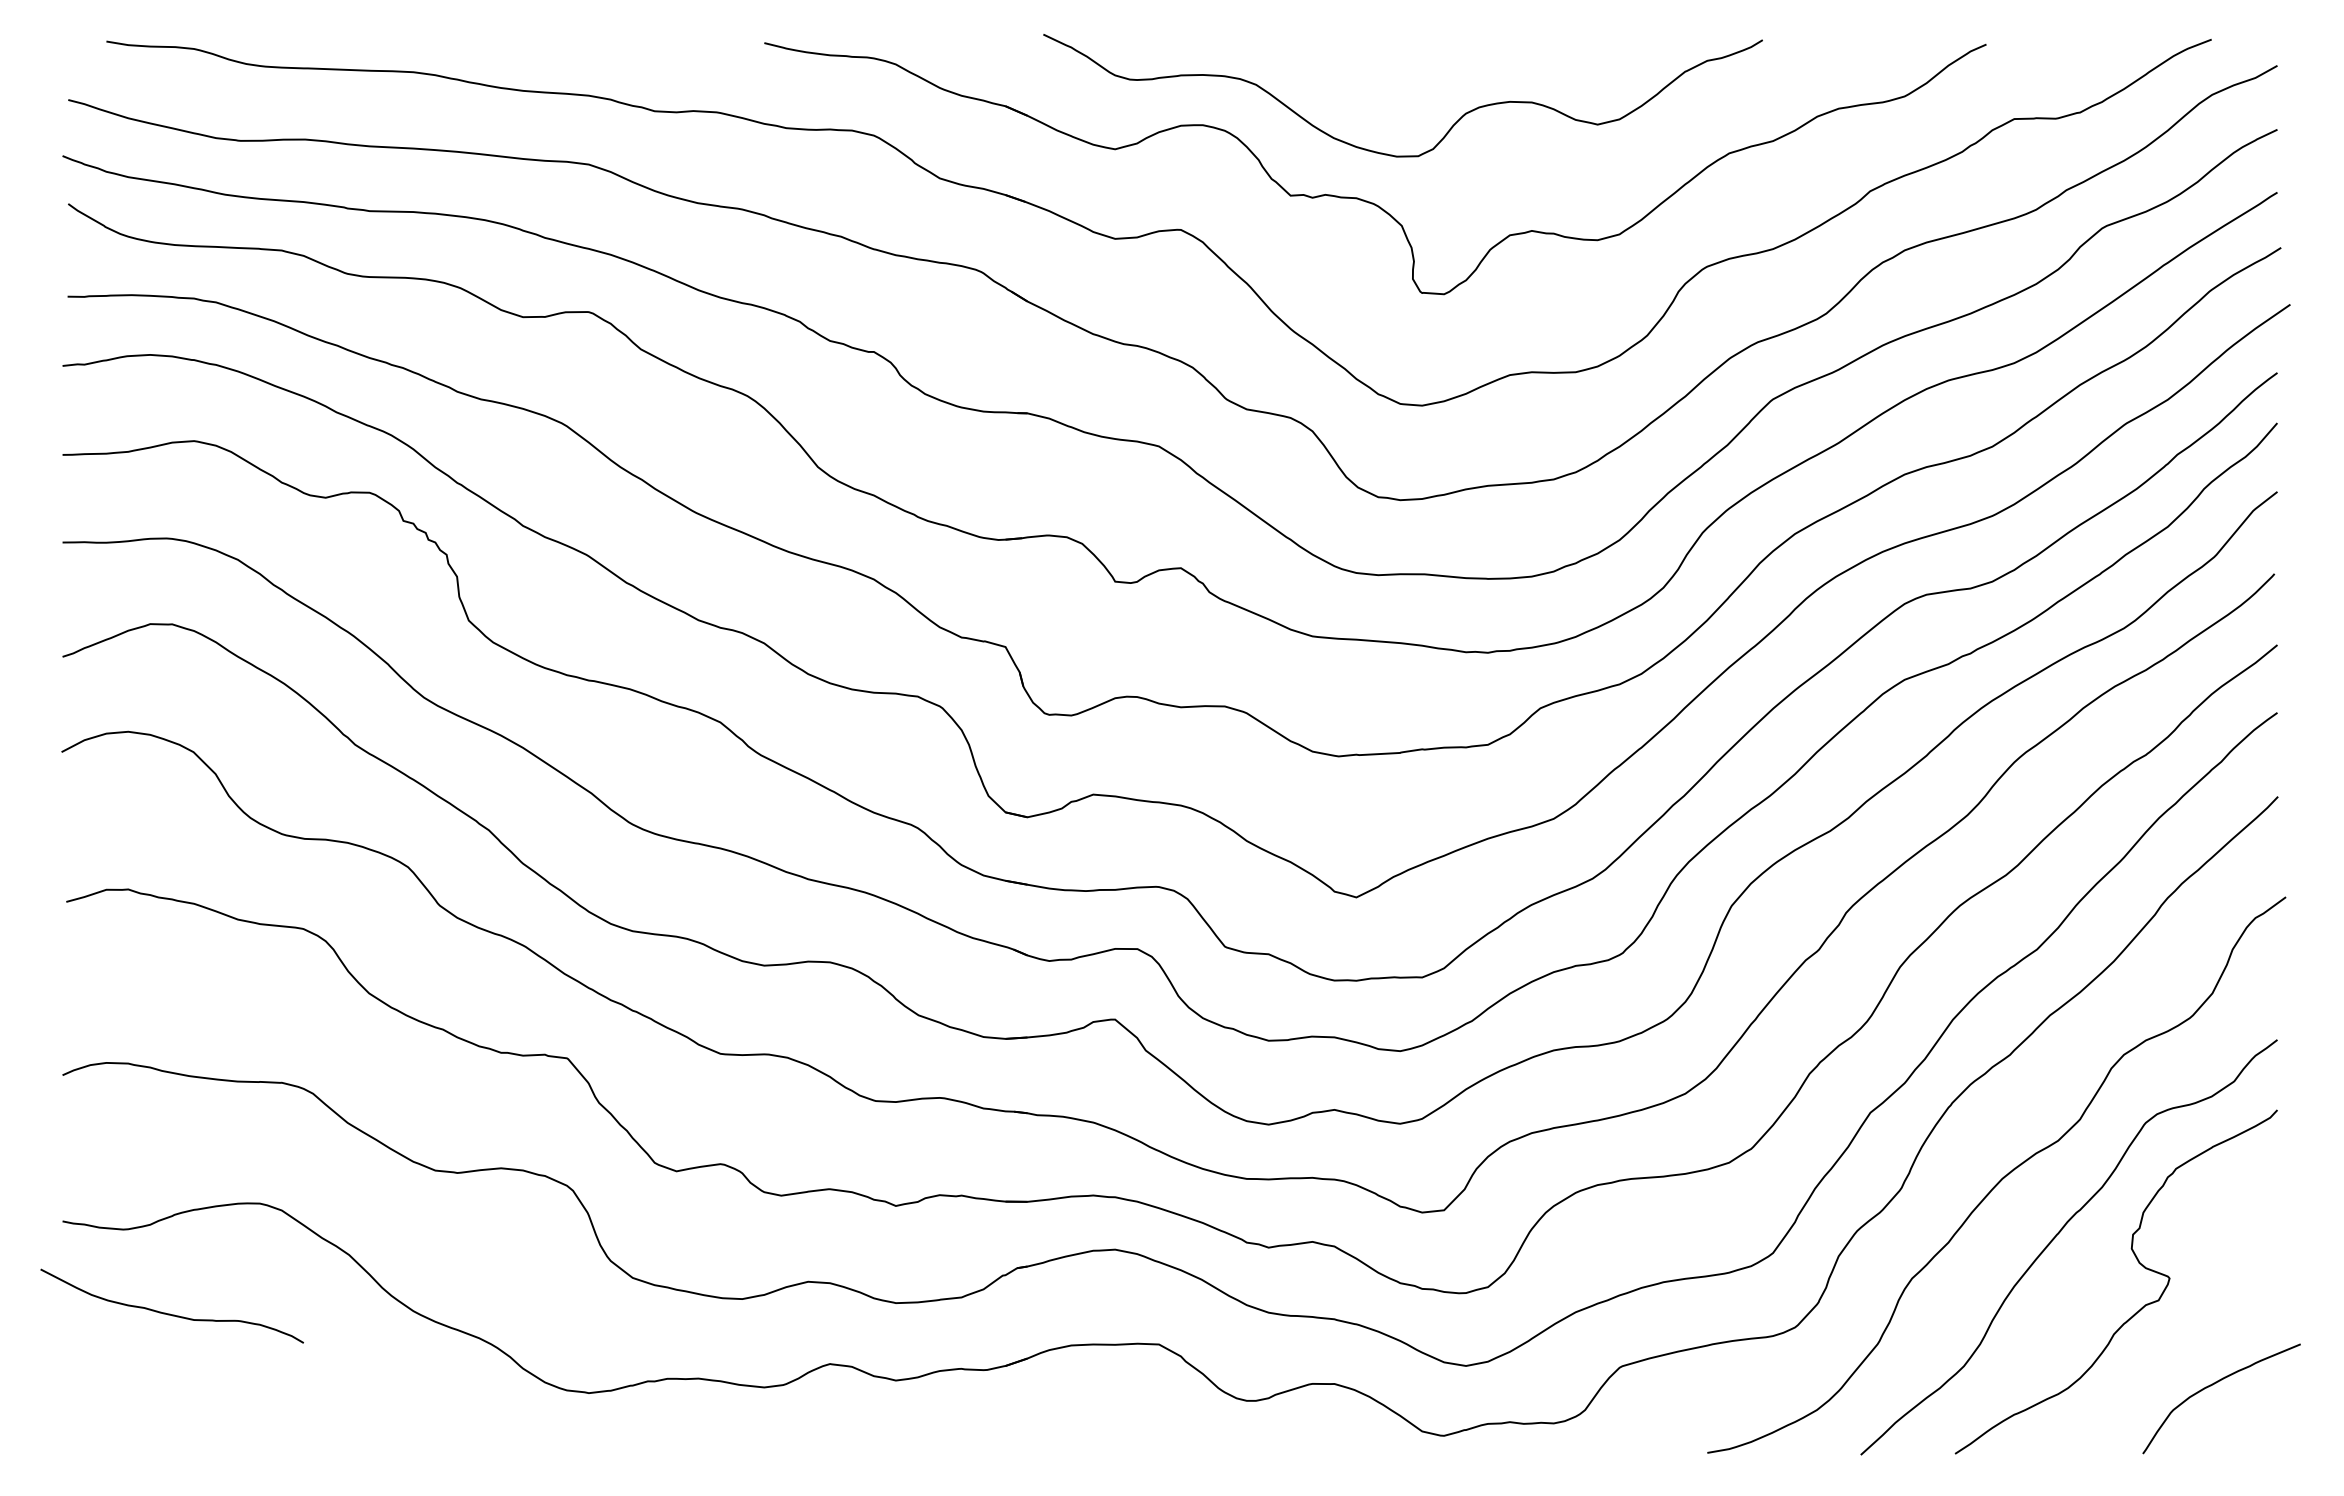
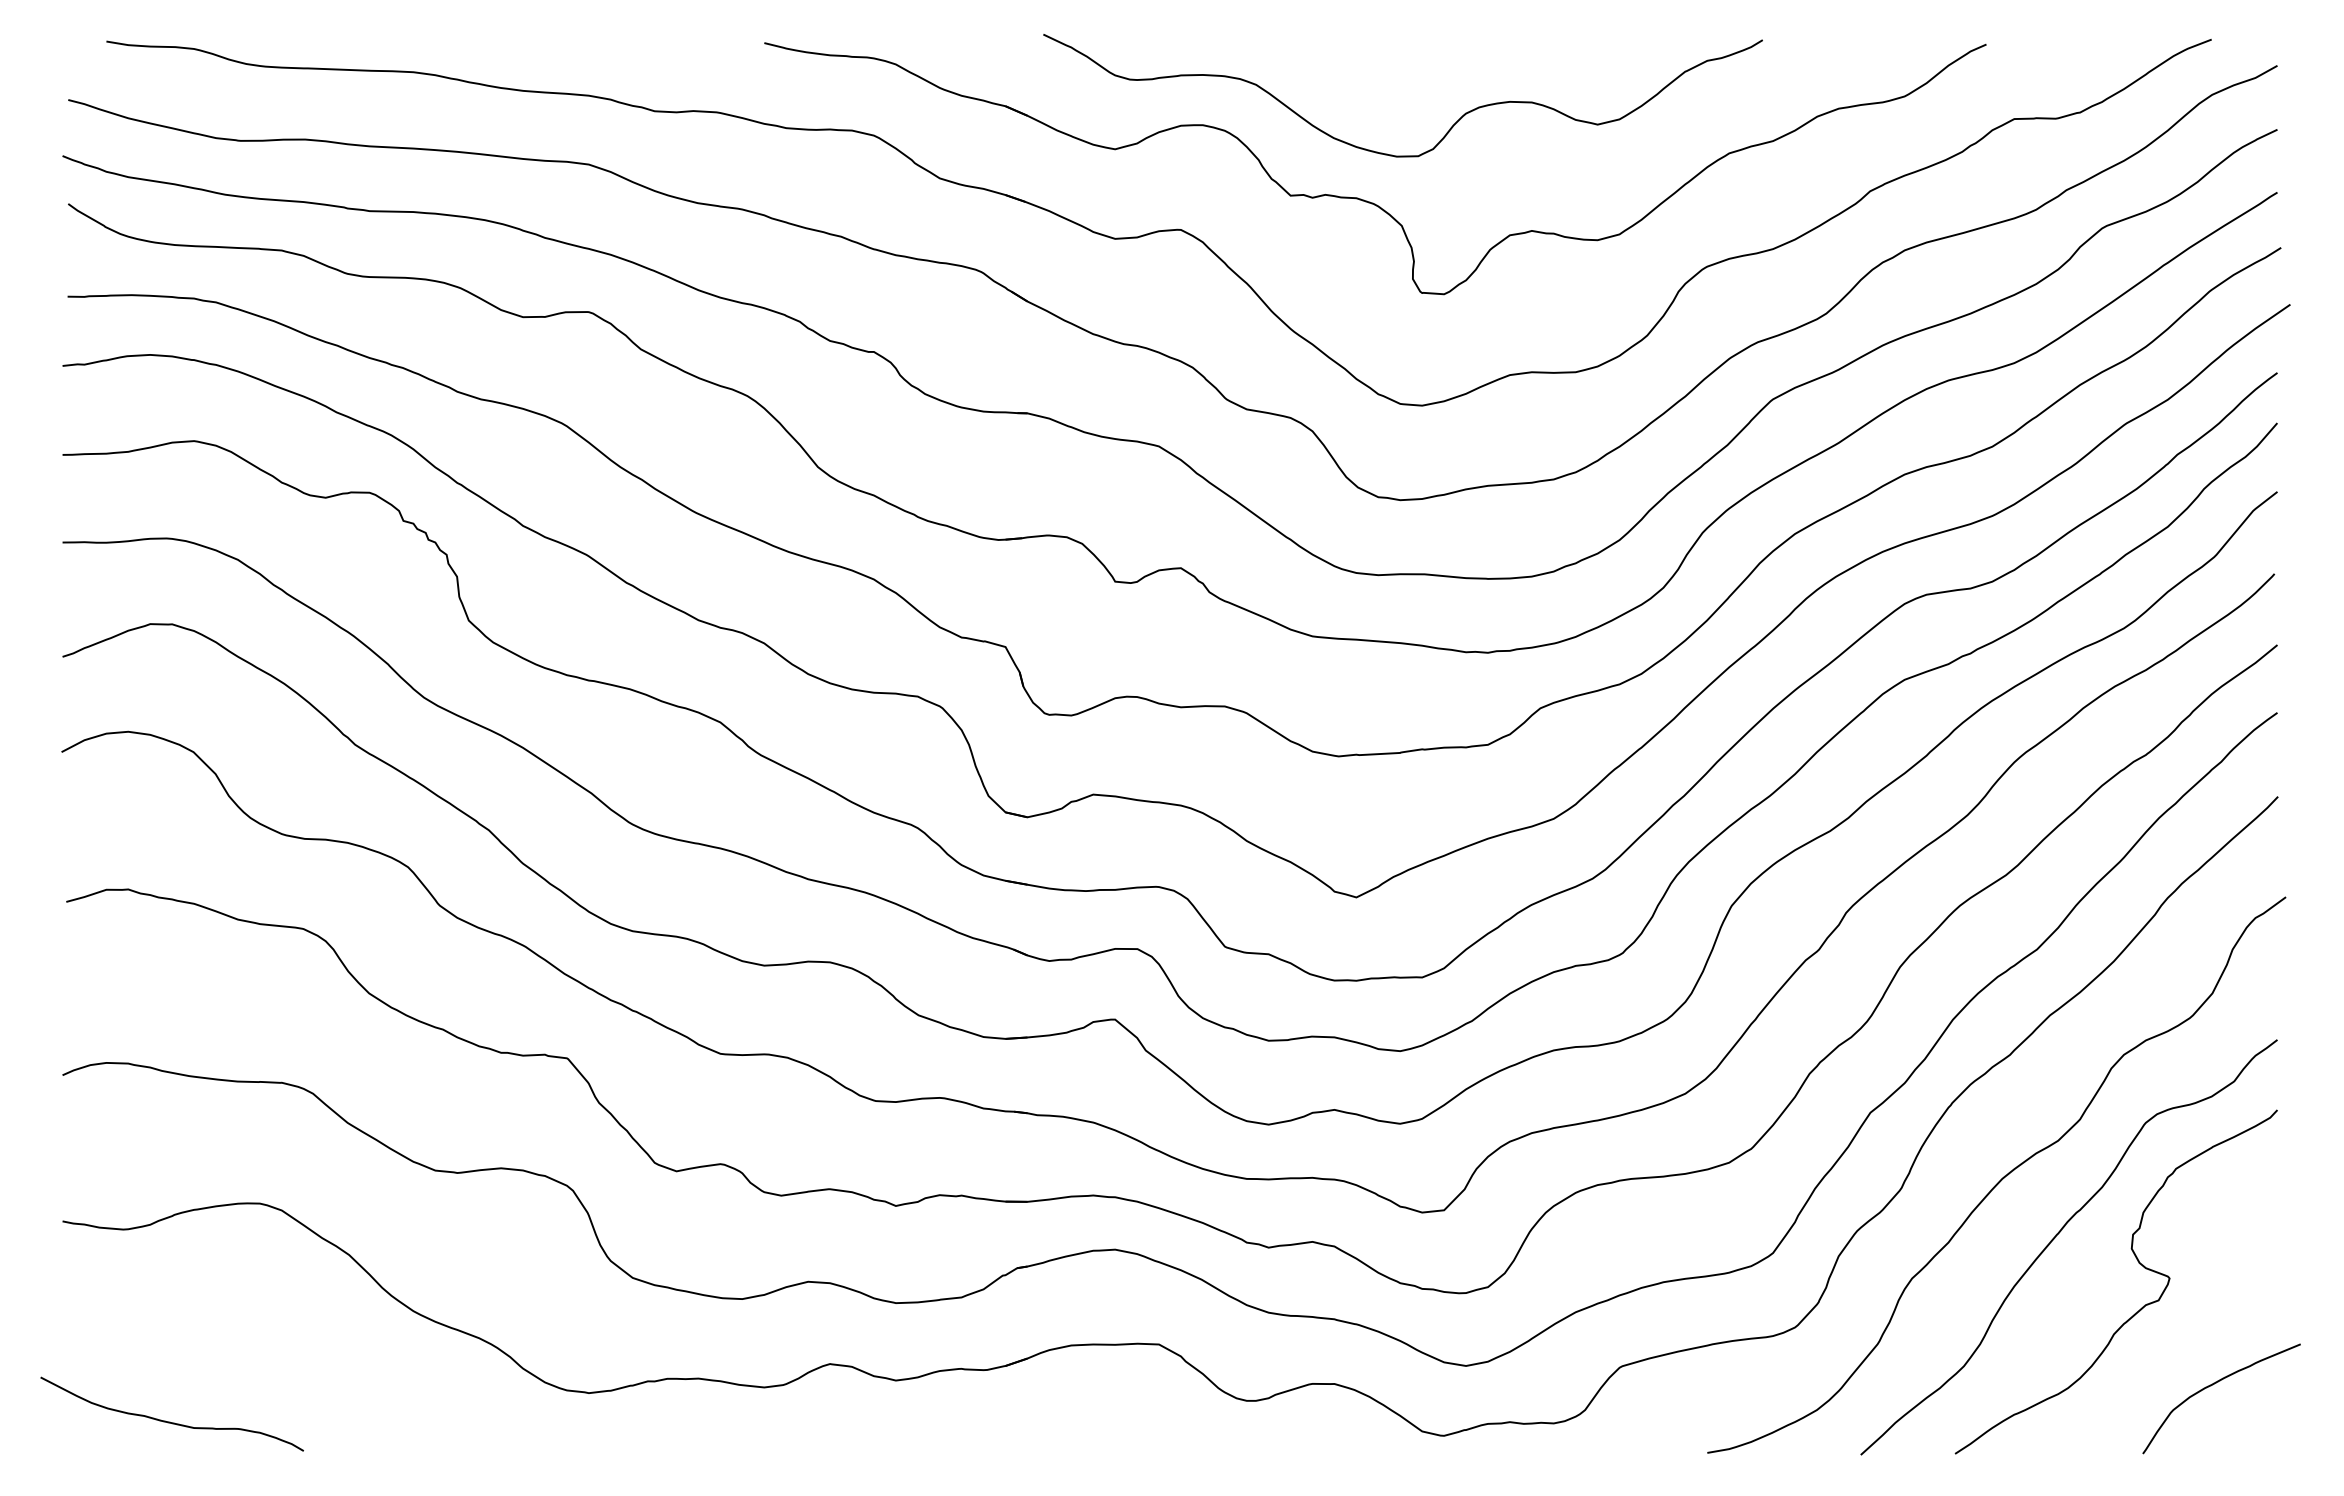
curve position: (170, 1313) -> (170, 1421) (170, 1421)
